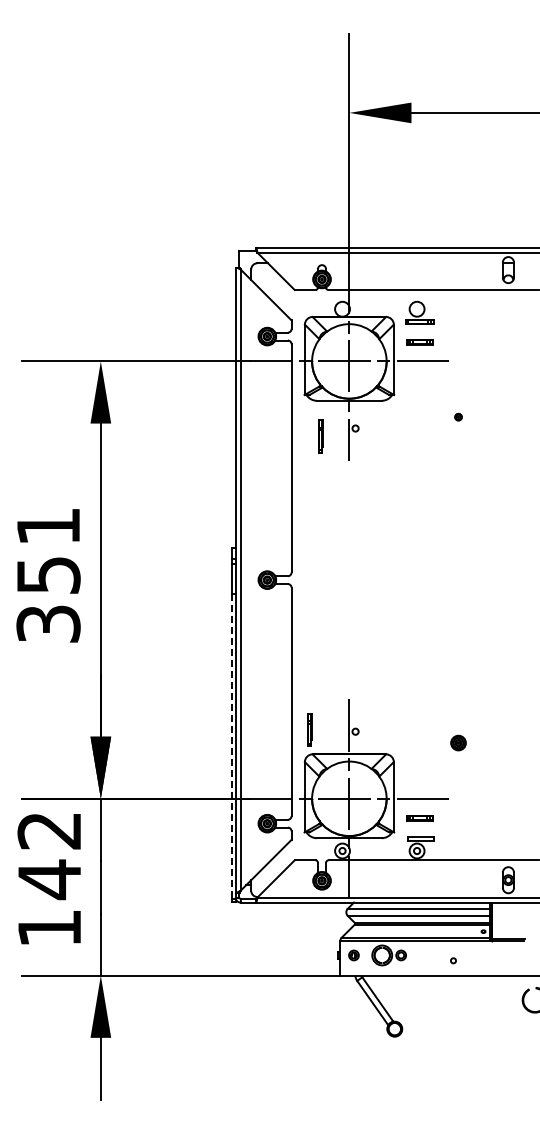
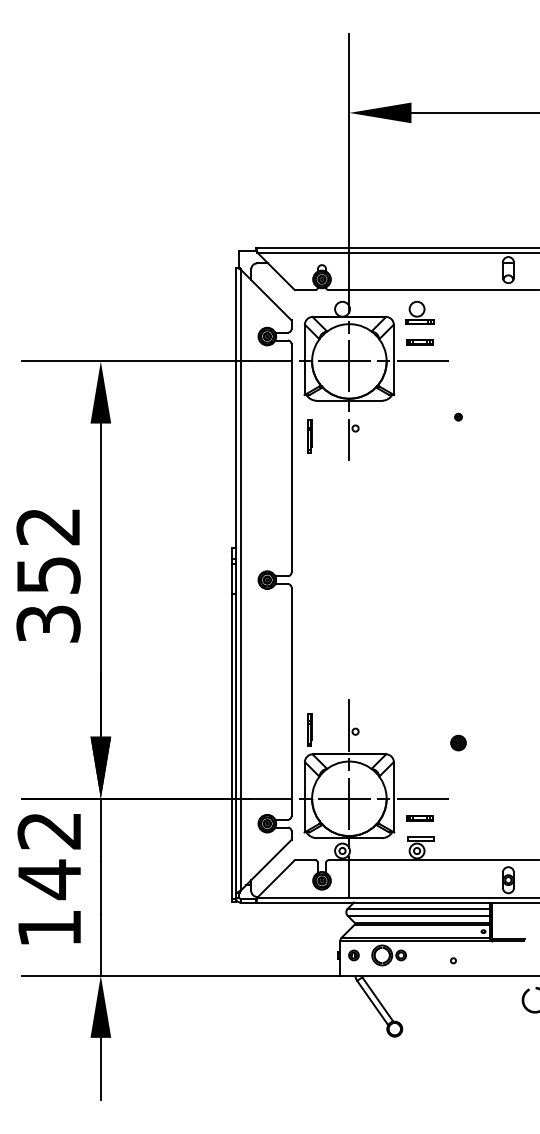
part position: (320, 436) -> (309, 436) (309, 436)
text: 351 -> 352 (47, 527)
line: dashed -> solid (231, 747)
